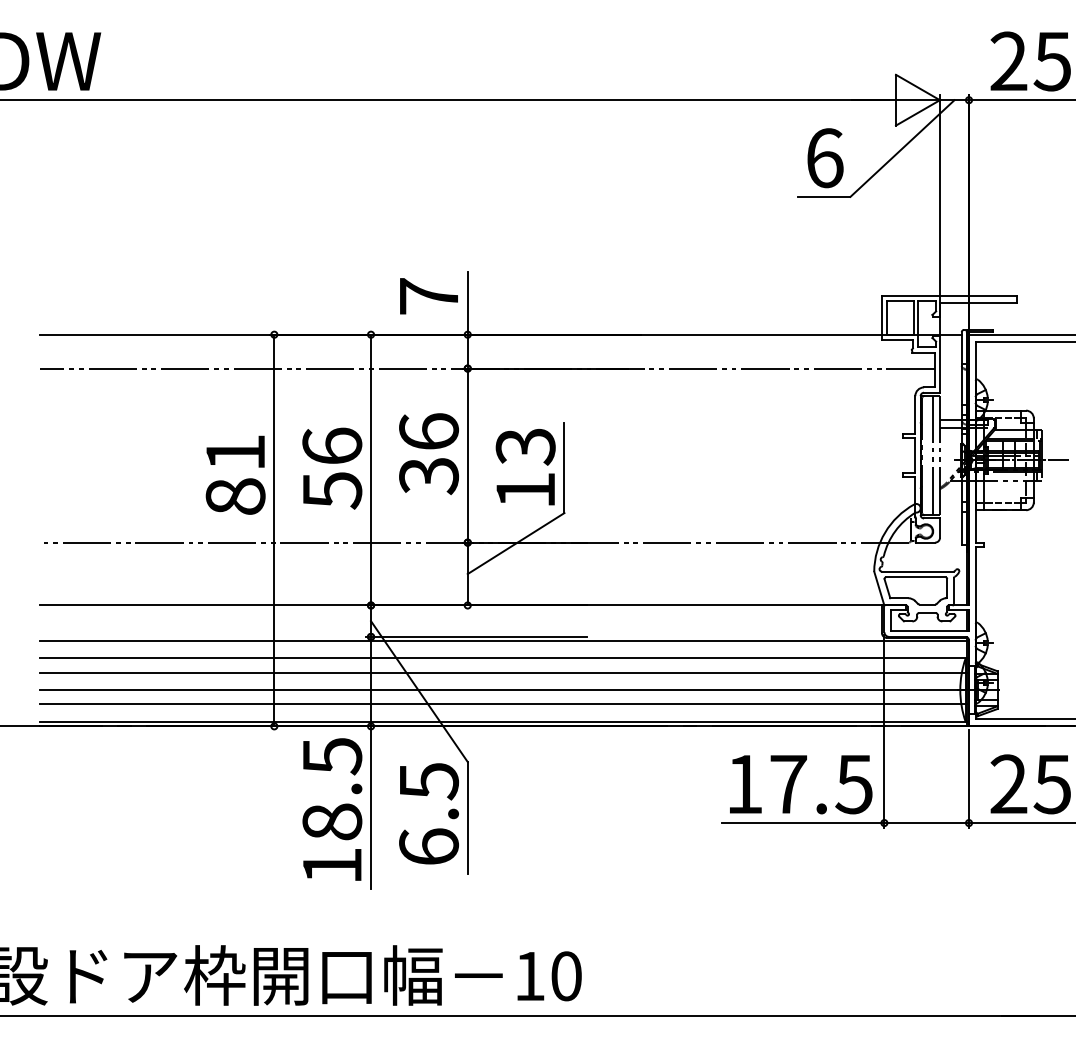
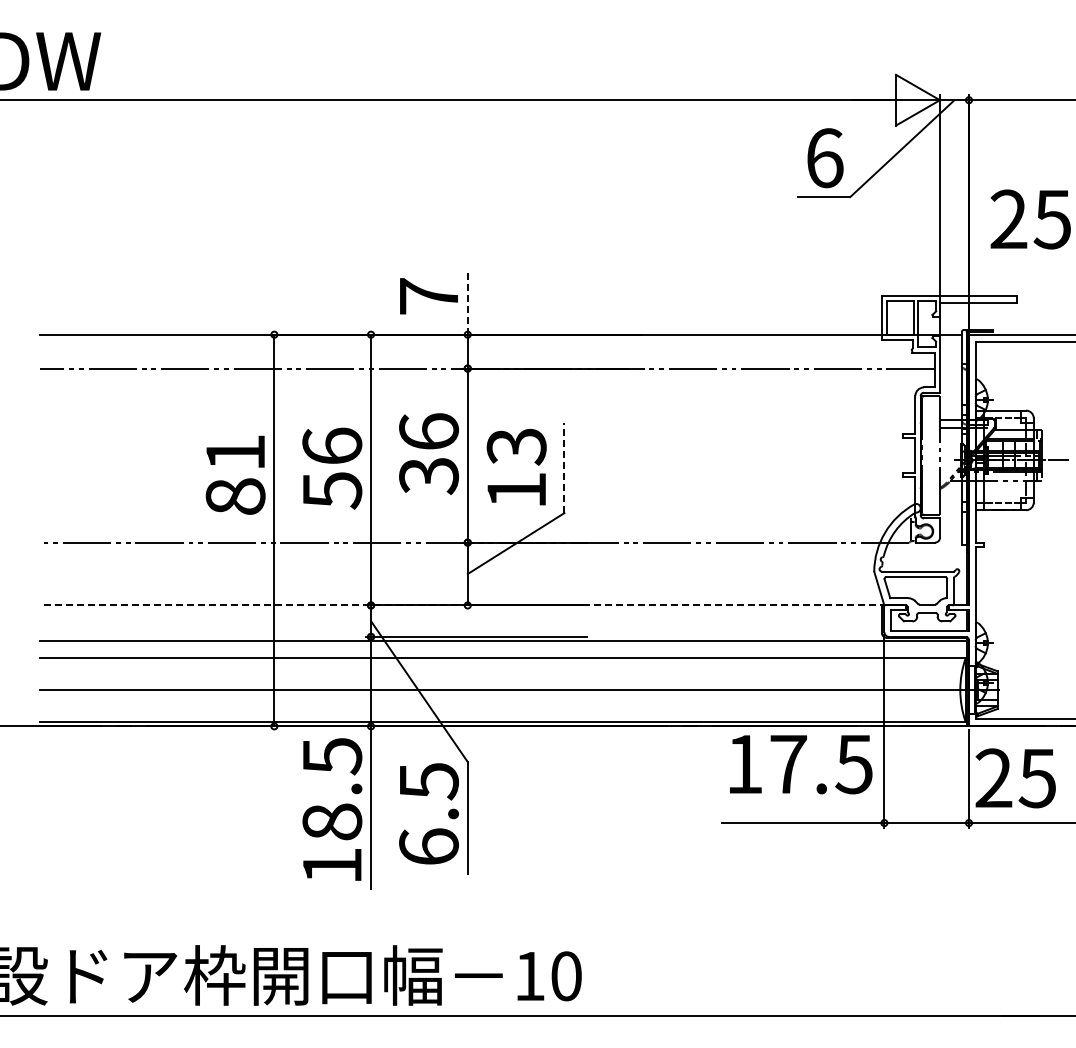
text position: (1030, 61) -> (1030, 219) (1030, 219)
line: solid -> dashed (467, 302)
line: present -> none (932, 455)
text position: (525, 467) -> (516, 467) (516, 467)
line: solid -> dashed (564, 467)
line: solid -> dashed (463, 605)
line: present -> none (502, 672)
line: present -> none (502, 704)
text position: (801, 784) -> (801, 764) (801, 764)
text position: (1030, 784) -> (1015, 778) (1015, 778)
